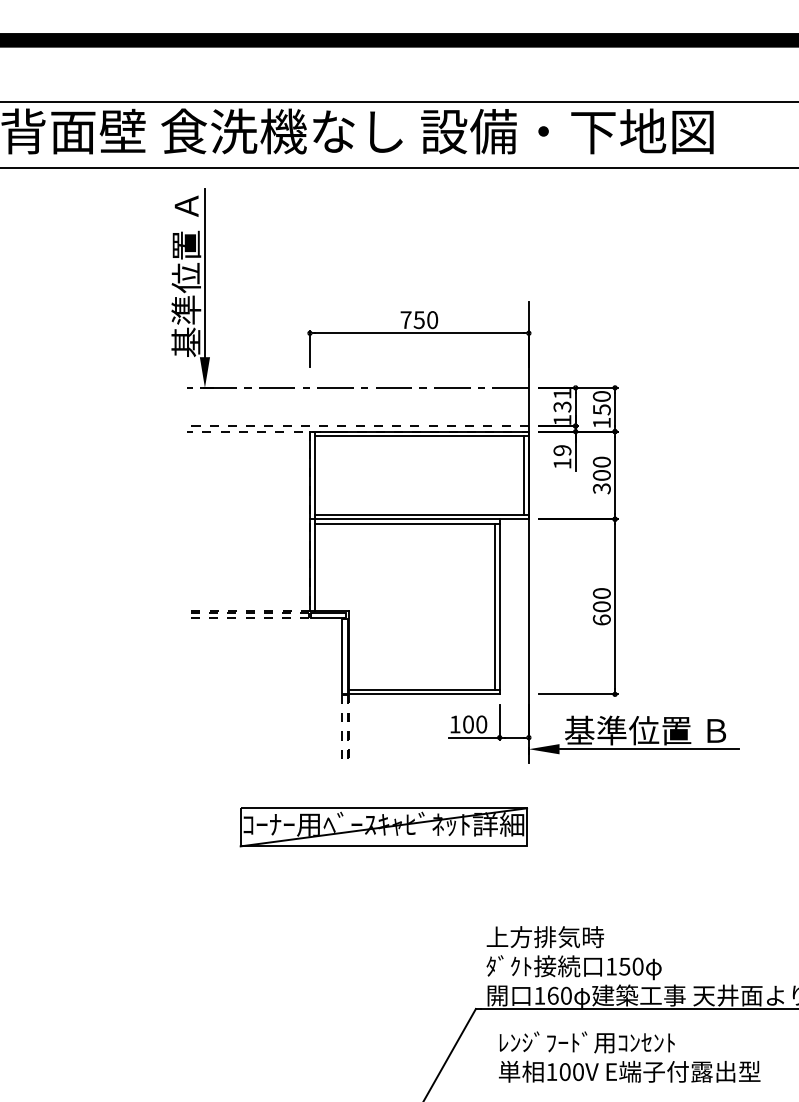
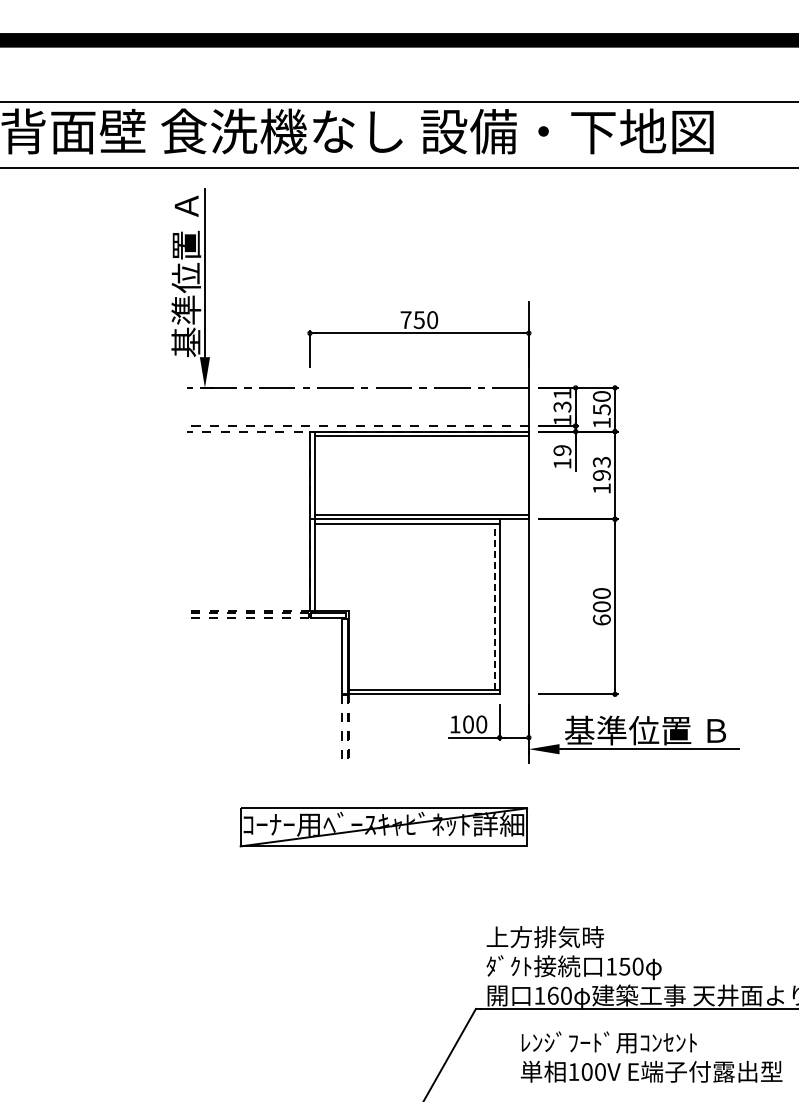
line: present -> none (523, 475)
text: 300 -> 193 (601, 475)
line: solid -> dashed (495, 606)
text position: (629, 1056) -> (651, 1056) (651, 1056)
